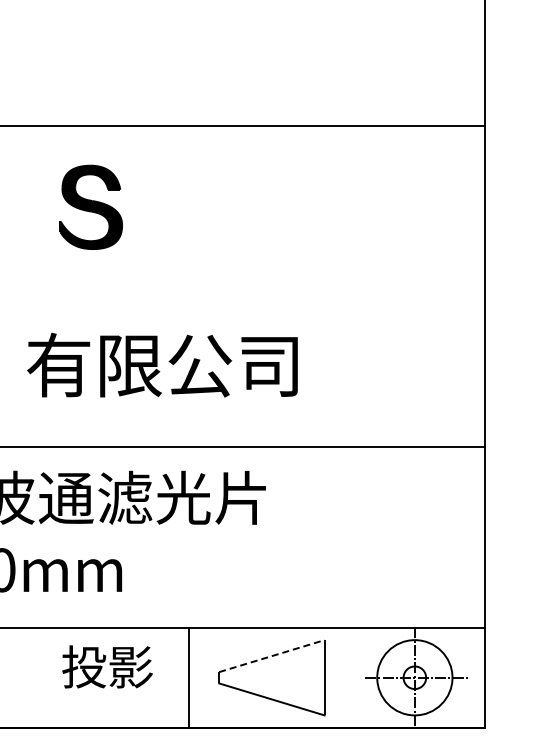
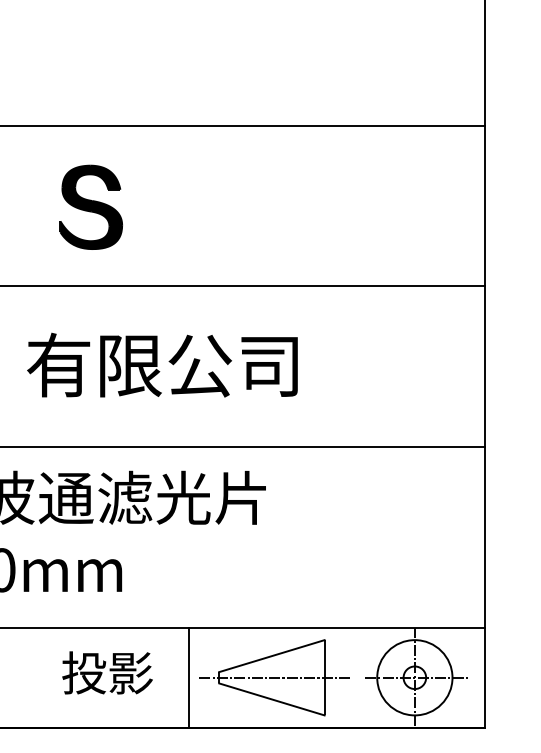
line: none -> present (243, 286)
line: dashed -> solid (272, 655)
text position: (107, 666) -> (107, 672) (107, 672)
line: none -> present (274, 677)
